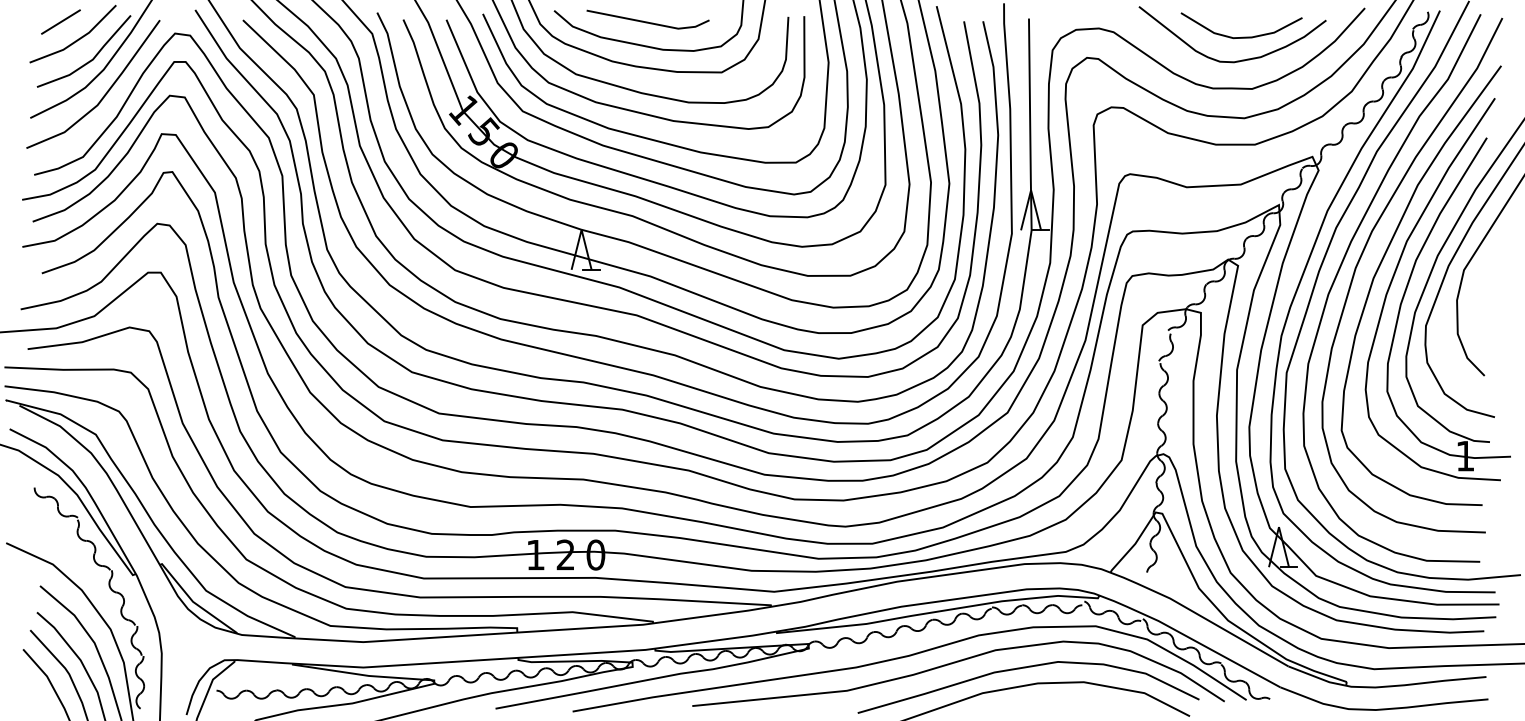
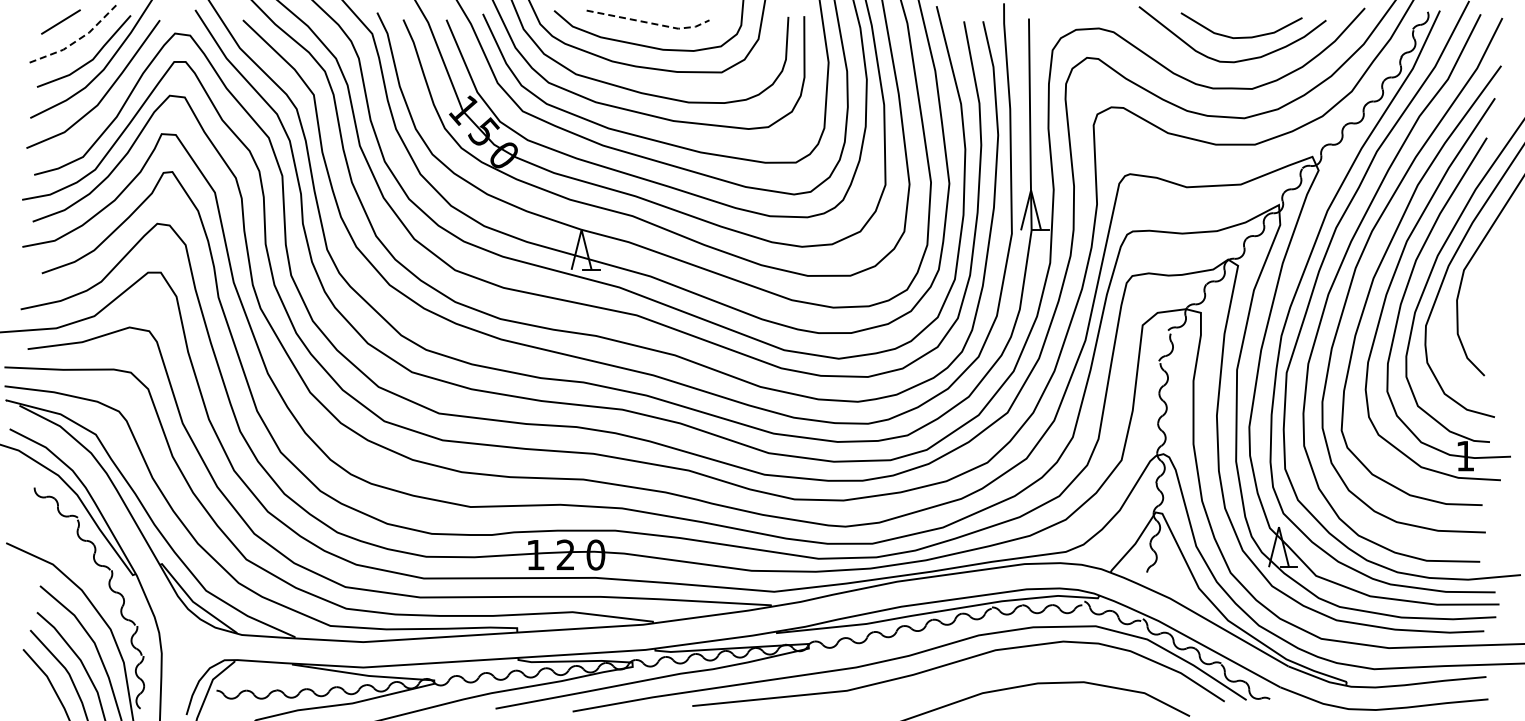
line: solid -> dashed (650, 23)
line: solid -> dashed (77, 40)
curve: present -> none (1026, 668)
